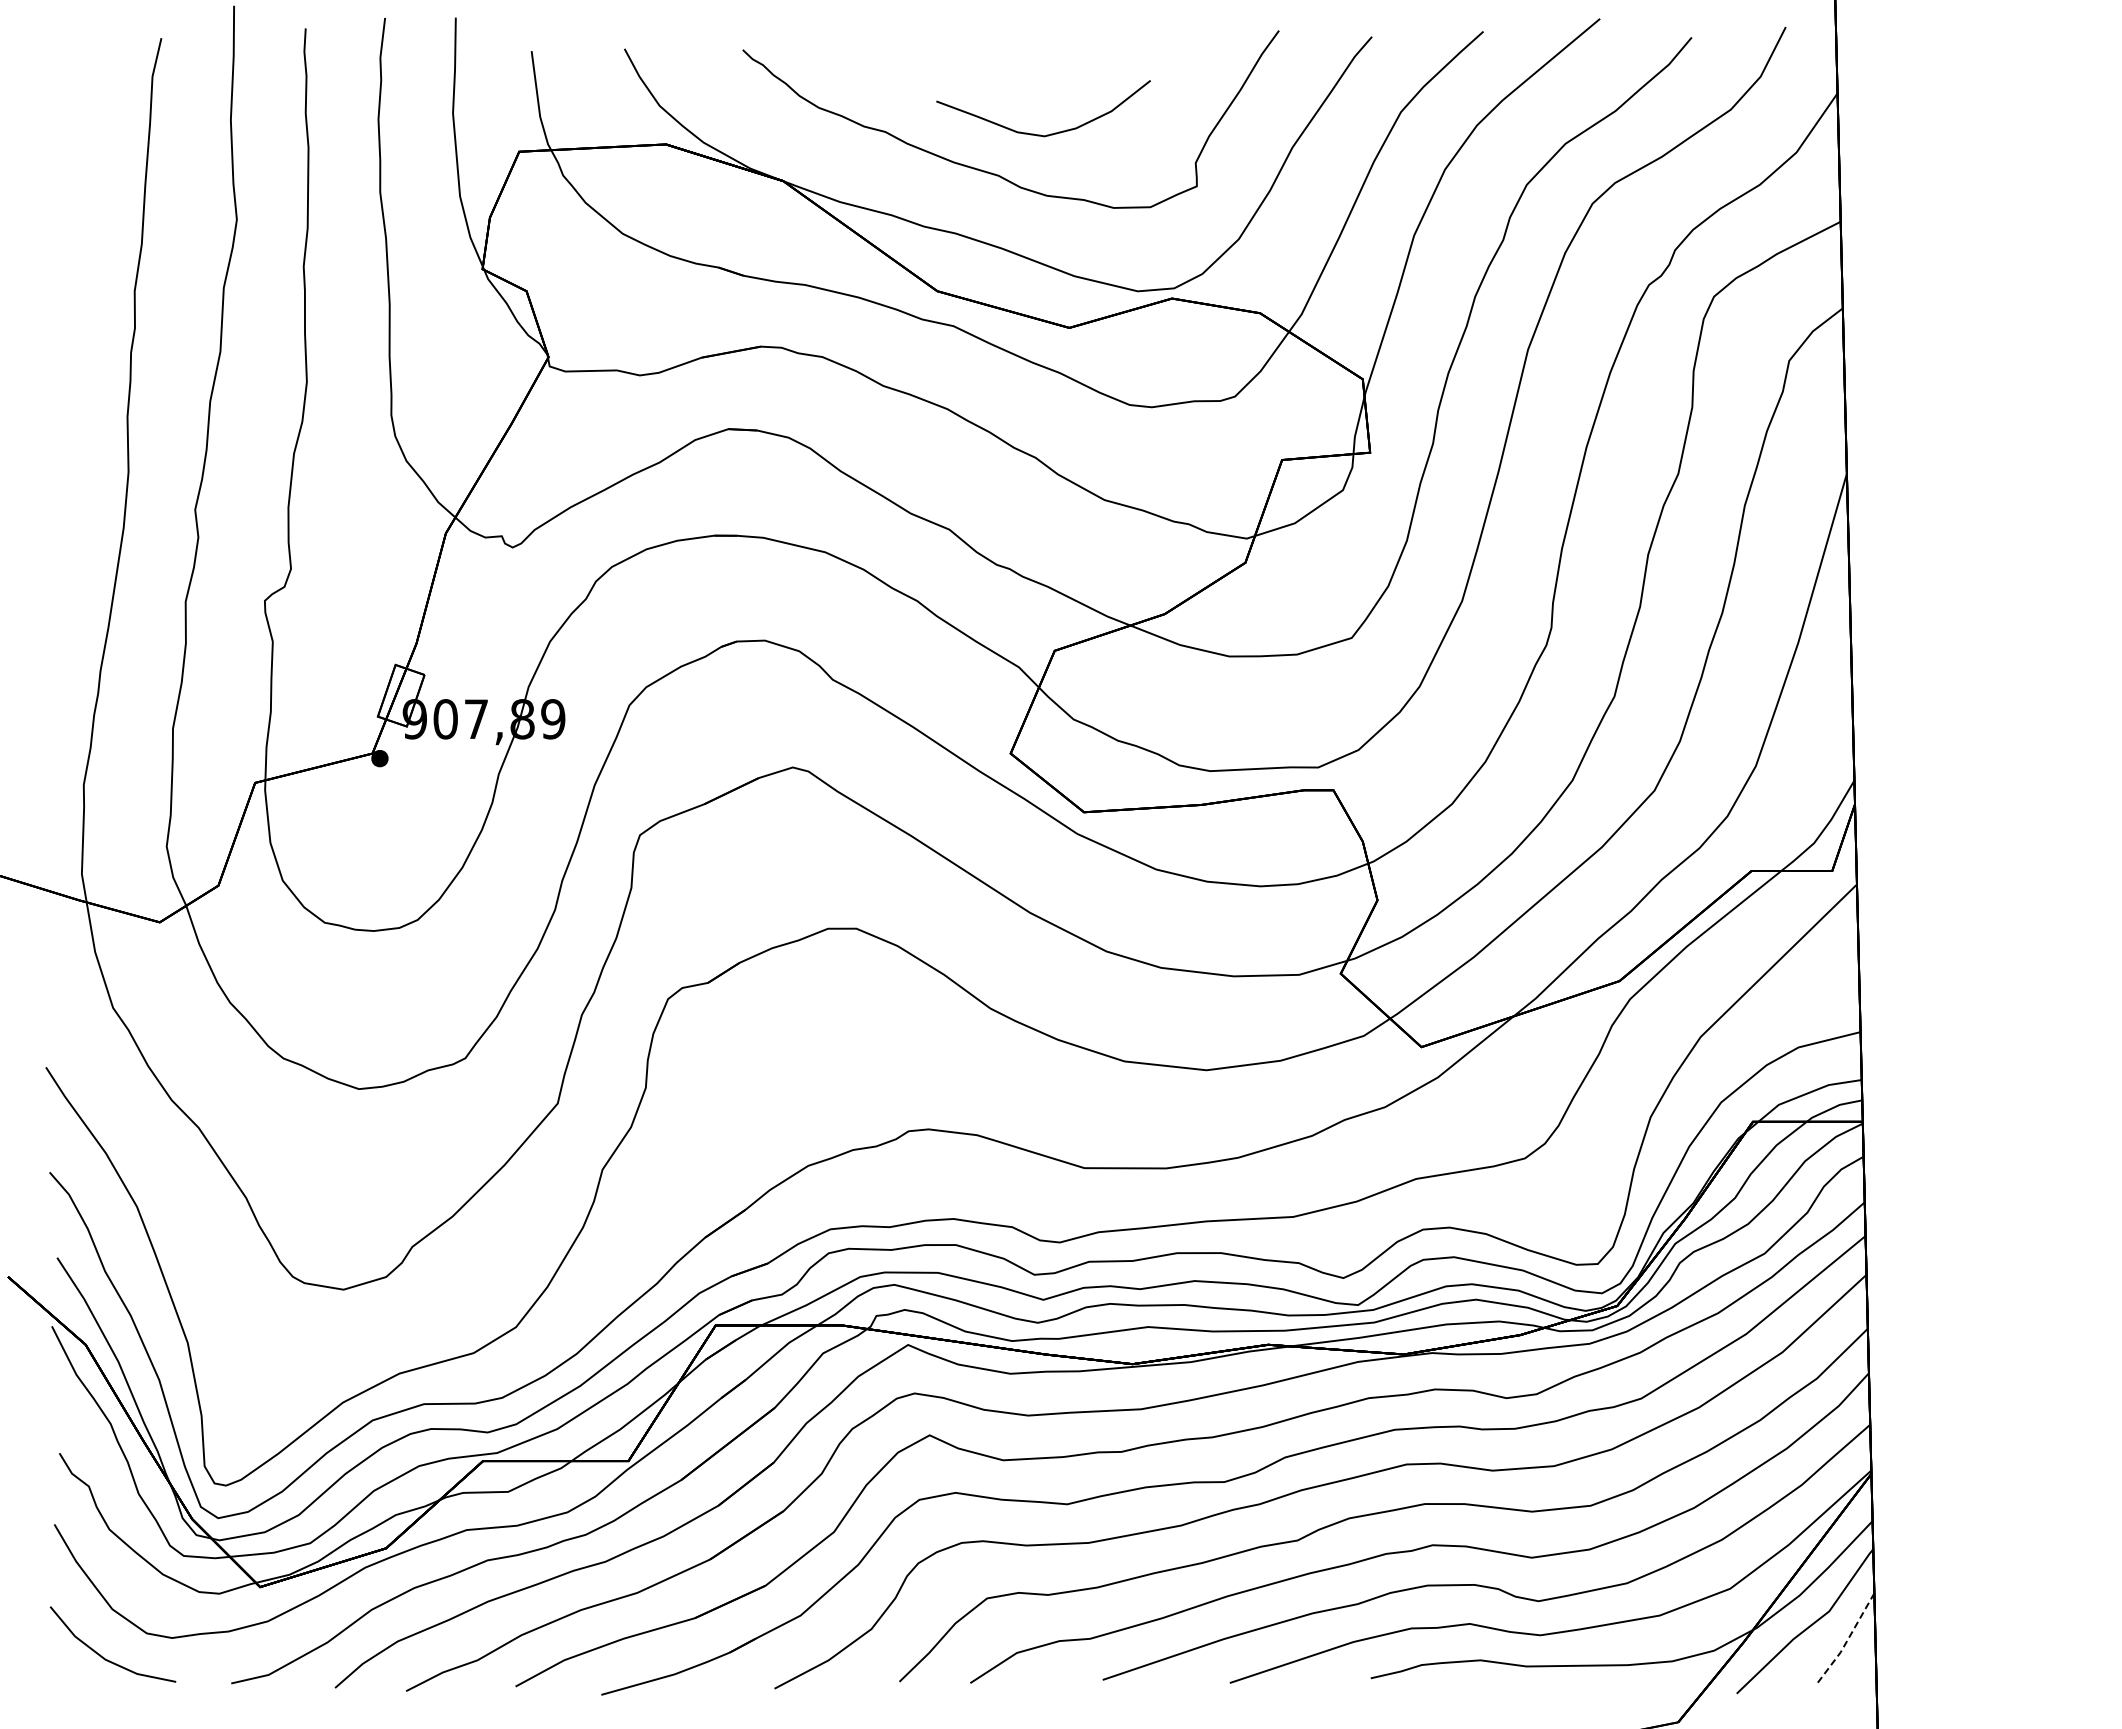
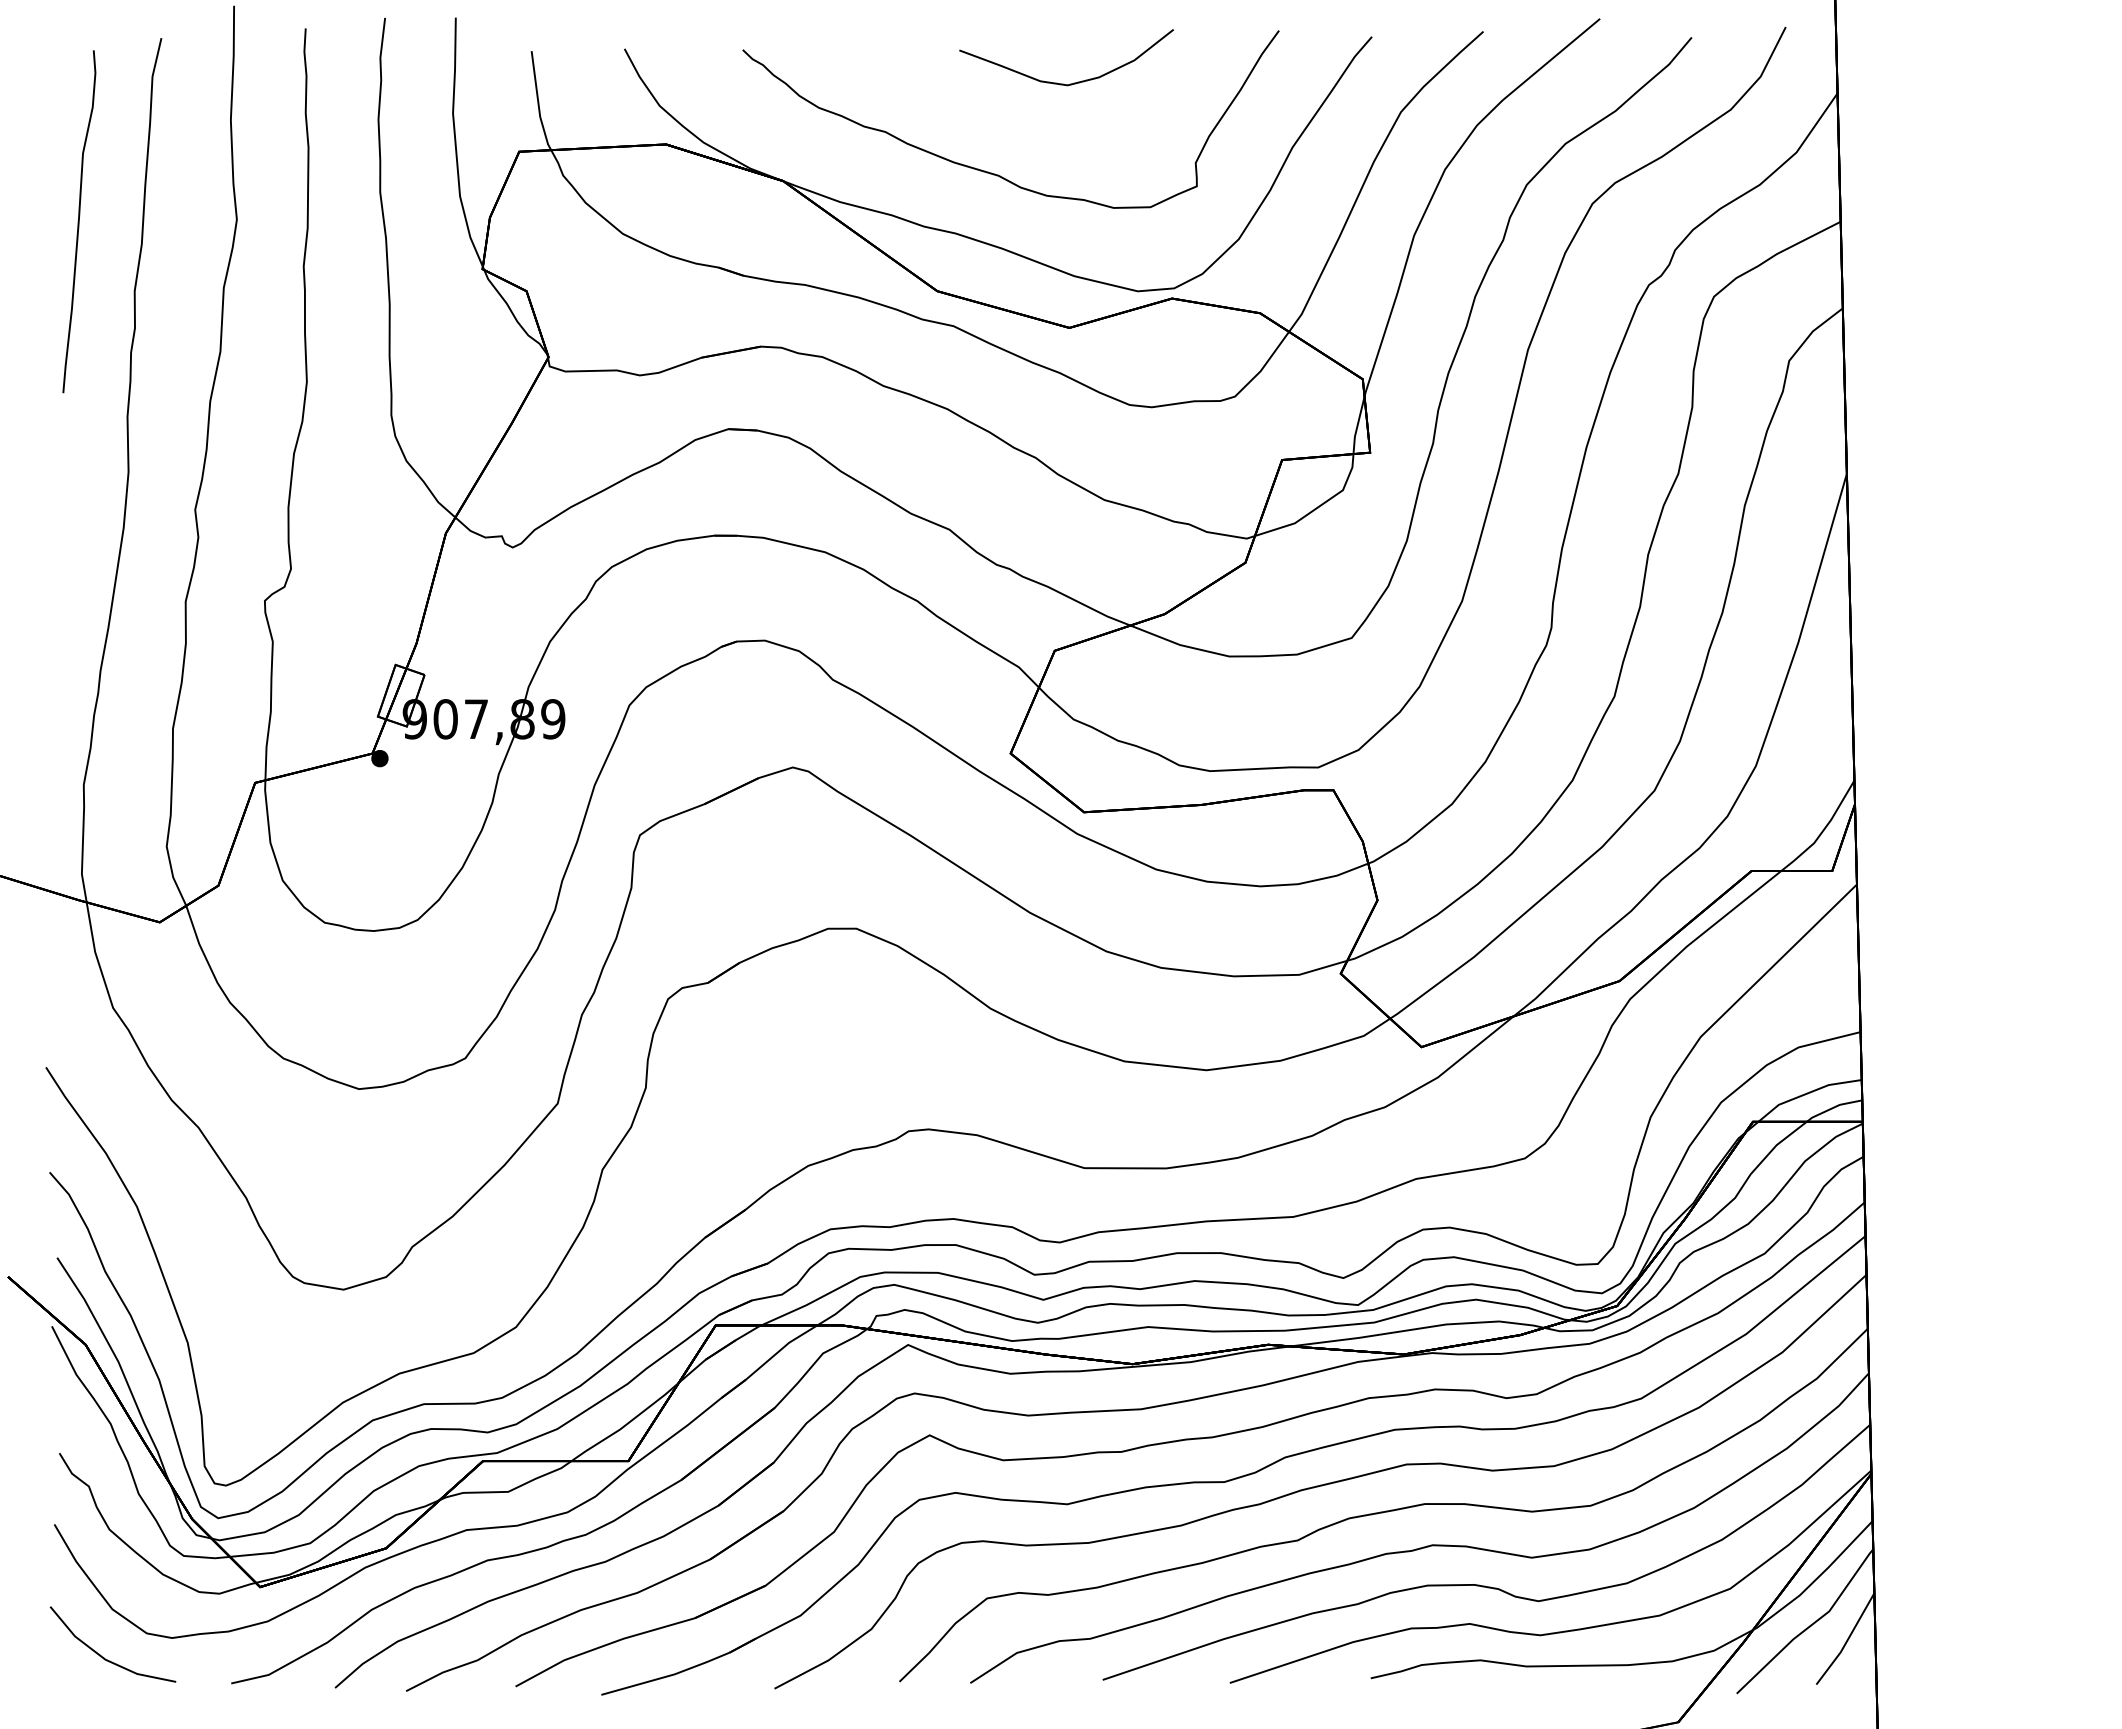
curve position: (1040, 134) -> (1063, 83) (1063, 83)
curve: none -> present (79, 221)
line: dashed -> solid (1847, 1640)
